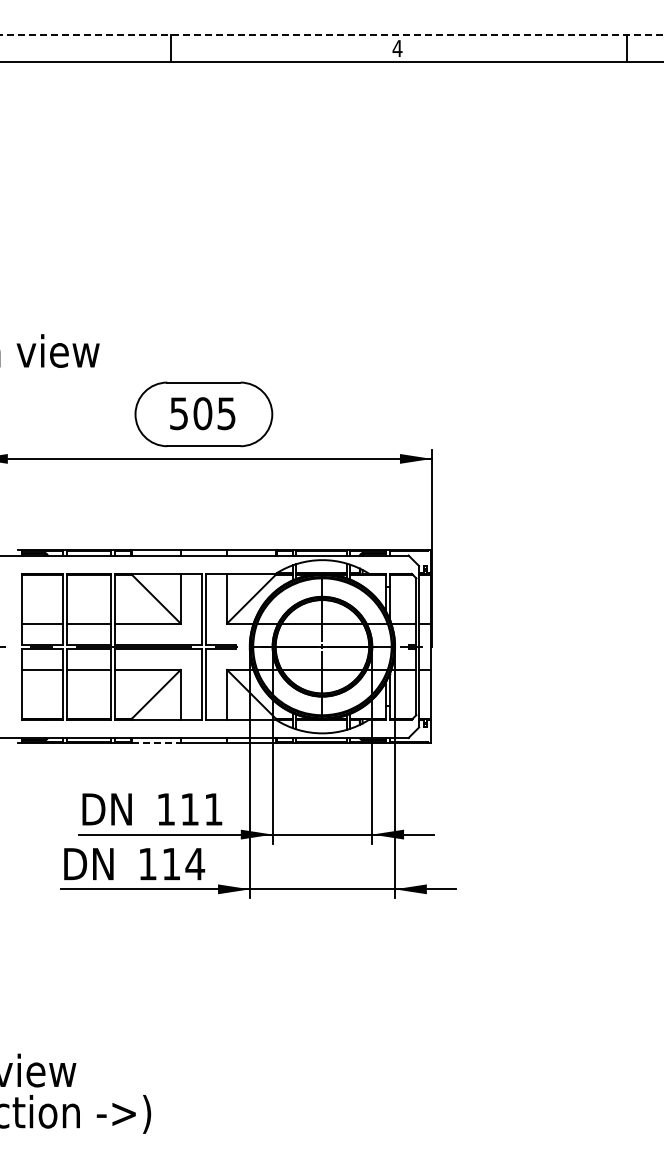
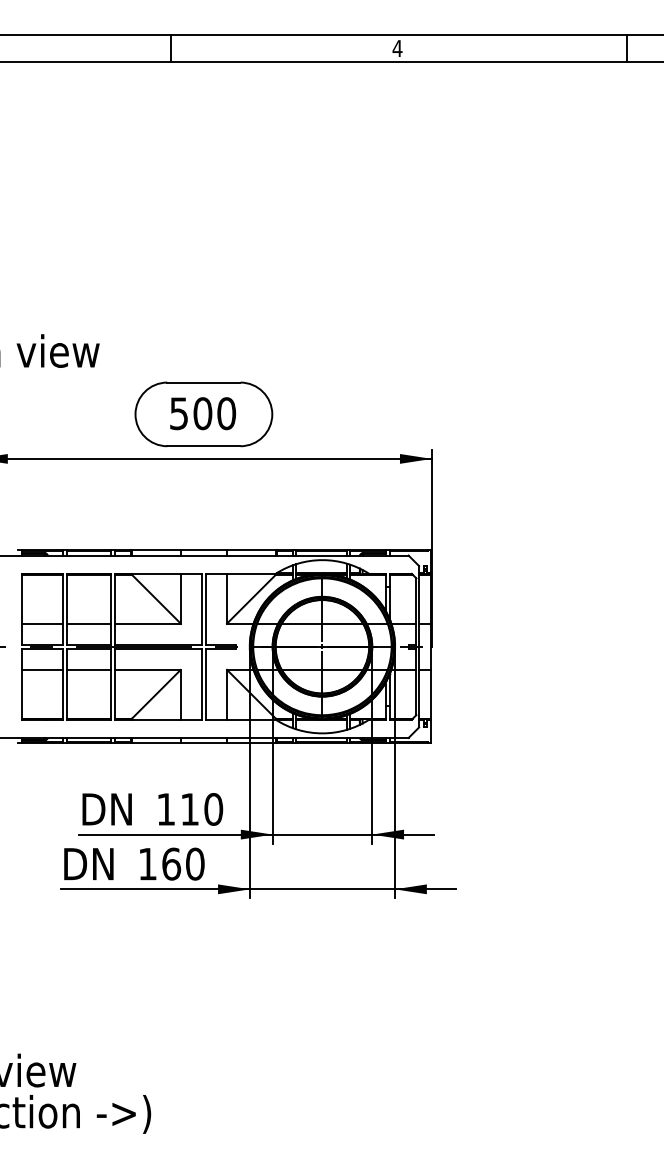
line: dashed -> solid (331, 35)
text: 505 -> 500 (226, 413)
line: dashed -> solid (156, 743)
text: 111 -> 110 (213, 809)
text: 114 -> 160 (183, 863)
